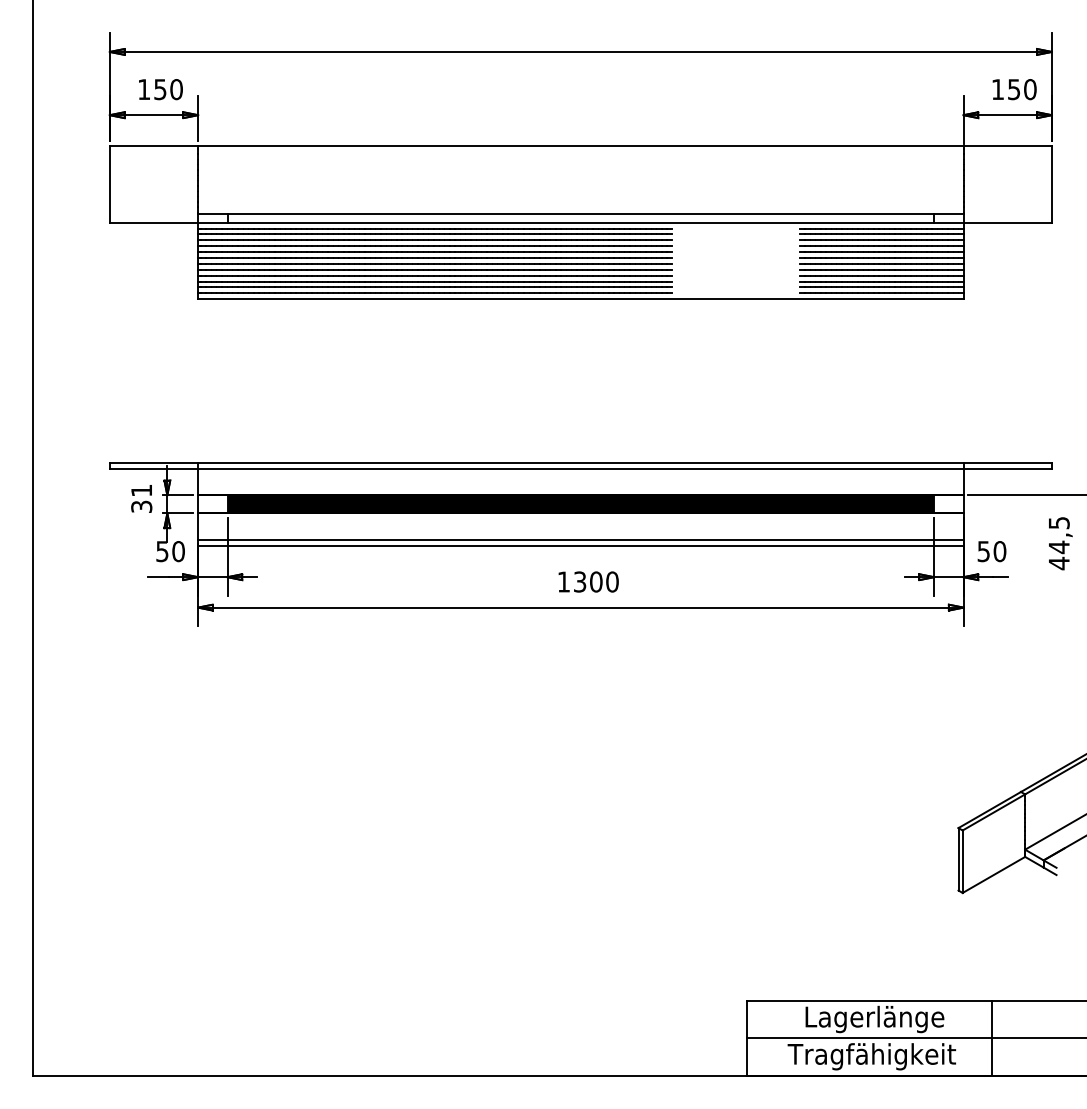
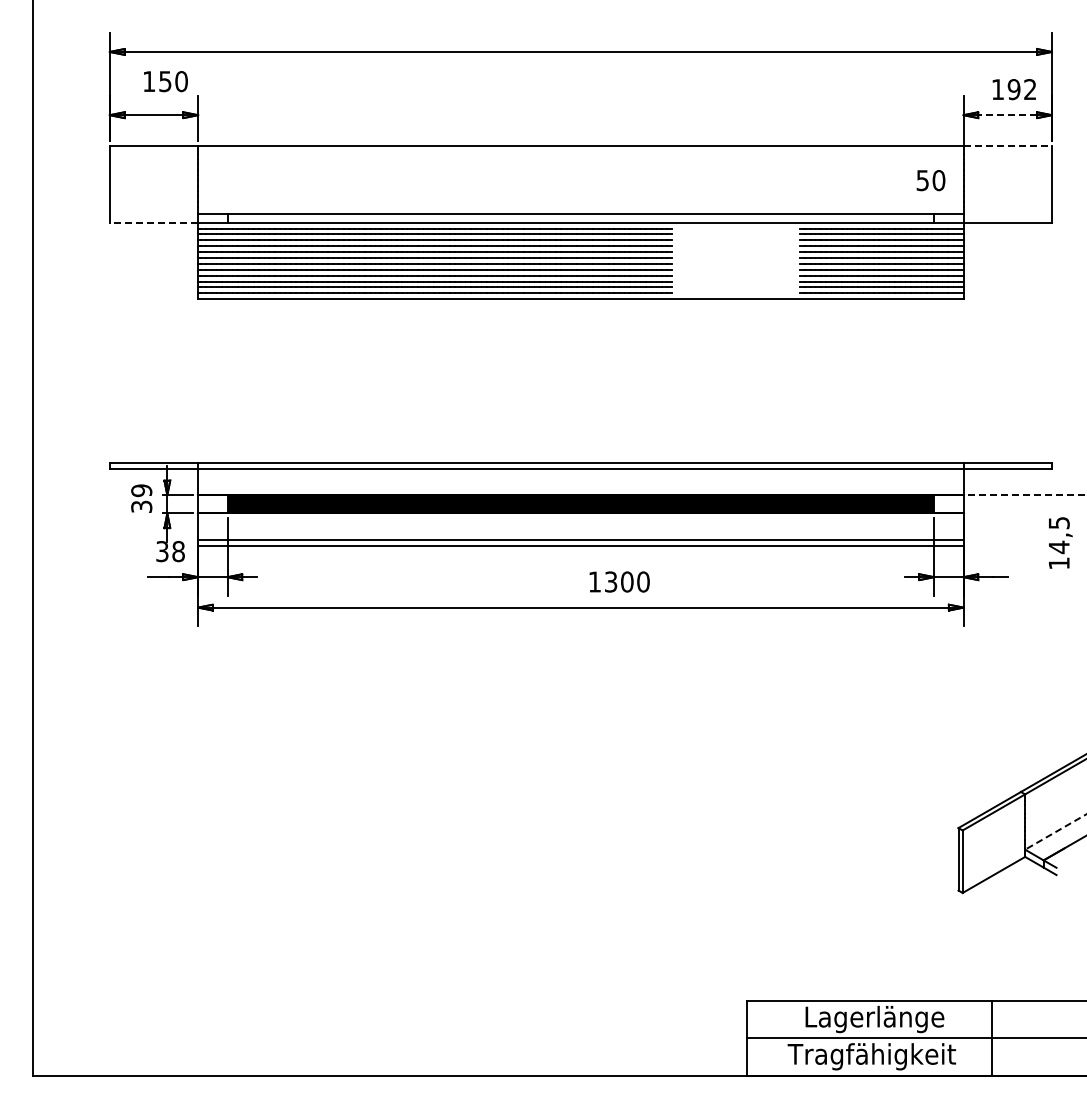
text position: (160, 89) -> (165, 81) (165, 81)
text: 150 -> 192 (1021, 89)
line: solid -> dashed (1007, 115)
line: solid -> dashed (1008, 146)
line: solid -> dashed (153, 222)
text: 31 -> 39 (141, 490)
line: solid -> dashed (1027, 495)
text: 50 -> 38 (170, 551)
text position: (991, 551) -> (930, 180) (930, 180)
text: 44,5 -> 14,5 (1059, 563)
text position: (588, 581) -> (619, 581) (619, 581)
line: solid -> dashed (1055, 832)
